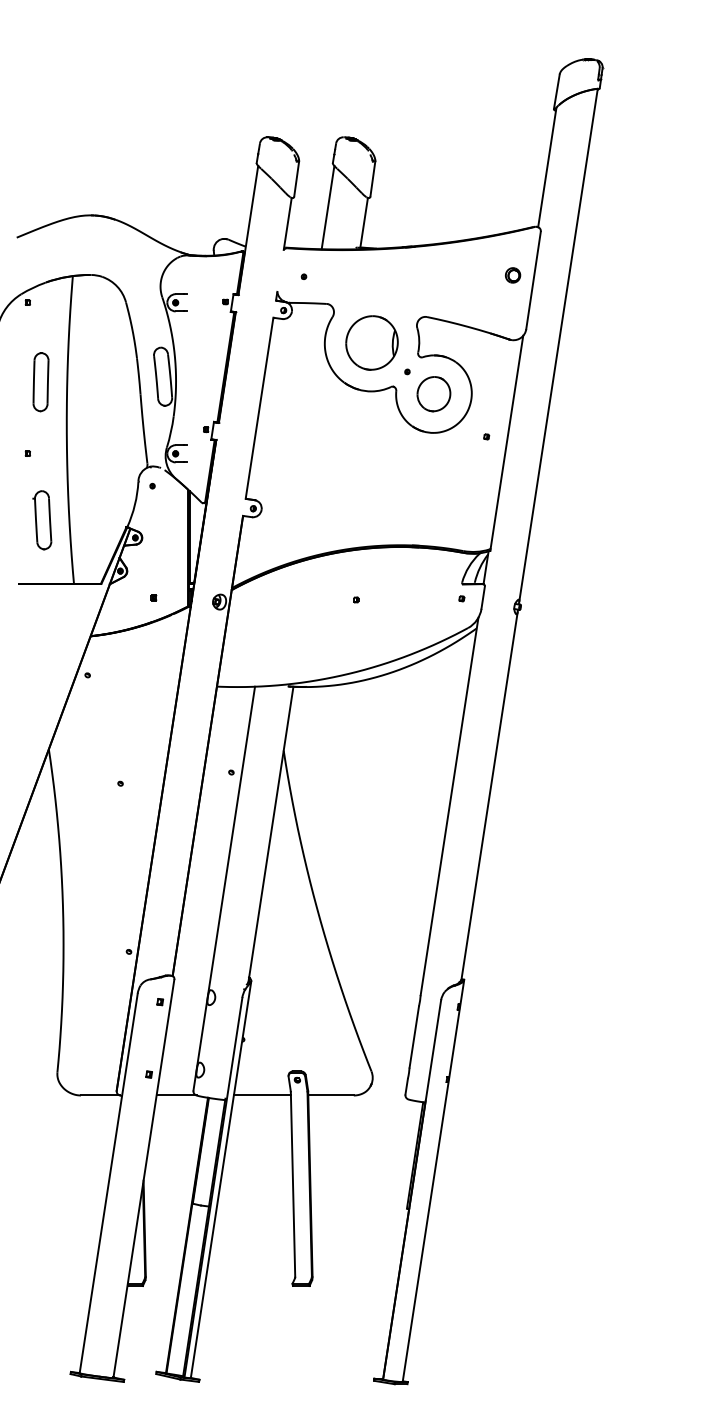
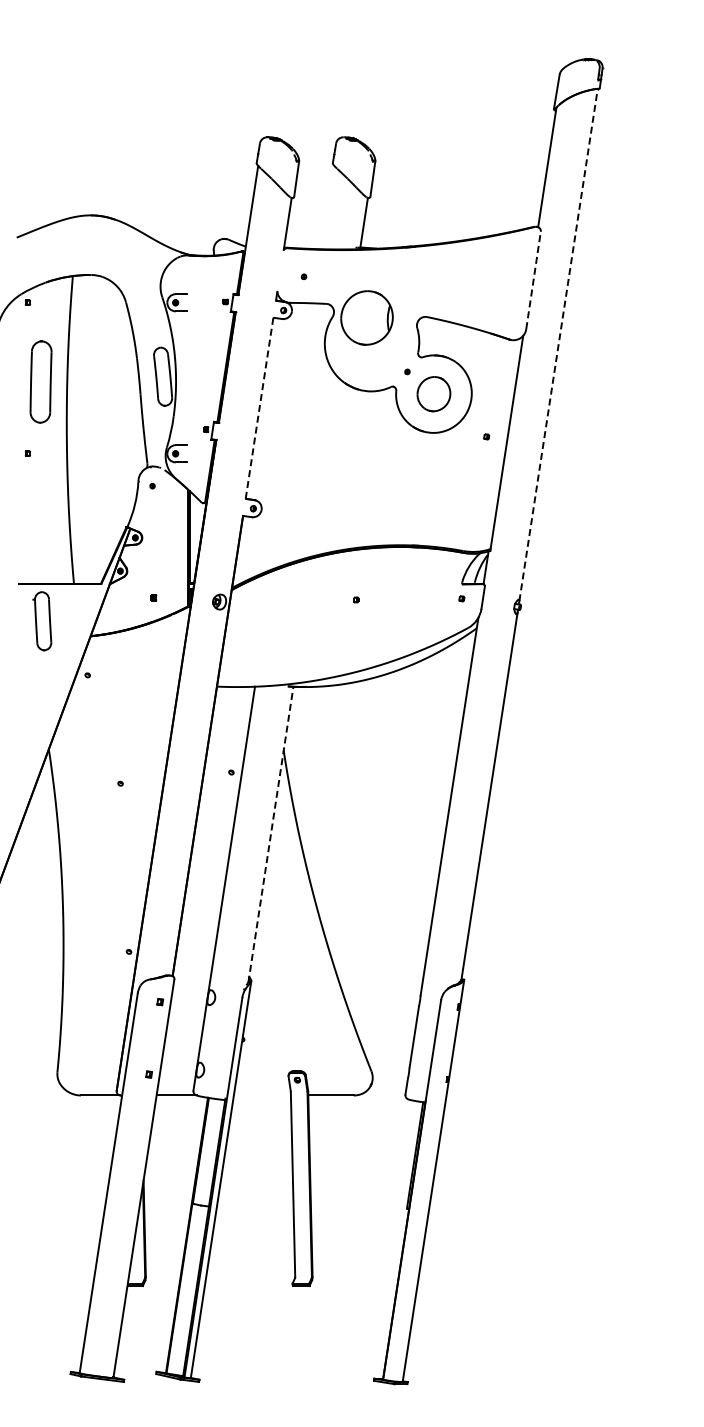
line: present -> none (327, 207)
part: present -> none (513, 275)
line: solid -> dashed (533, 279)
part position: (371, 342) -> (366, 317) (366, 317)
line: solid -> dashed (558, 344)
part size: 18x61 px -> 24x84 px (40, 381)
line: solid -> dashed (259, 408)
part position: (42, 520) -> (42, 621) (42, 621)
line: solid -> dashed (270, 834)
line: present -> none (261, 1095)
